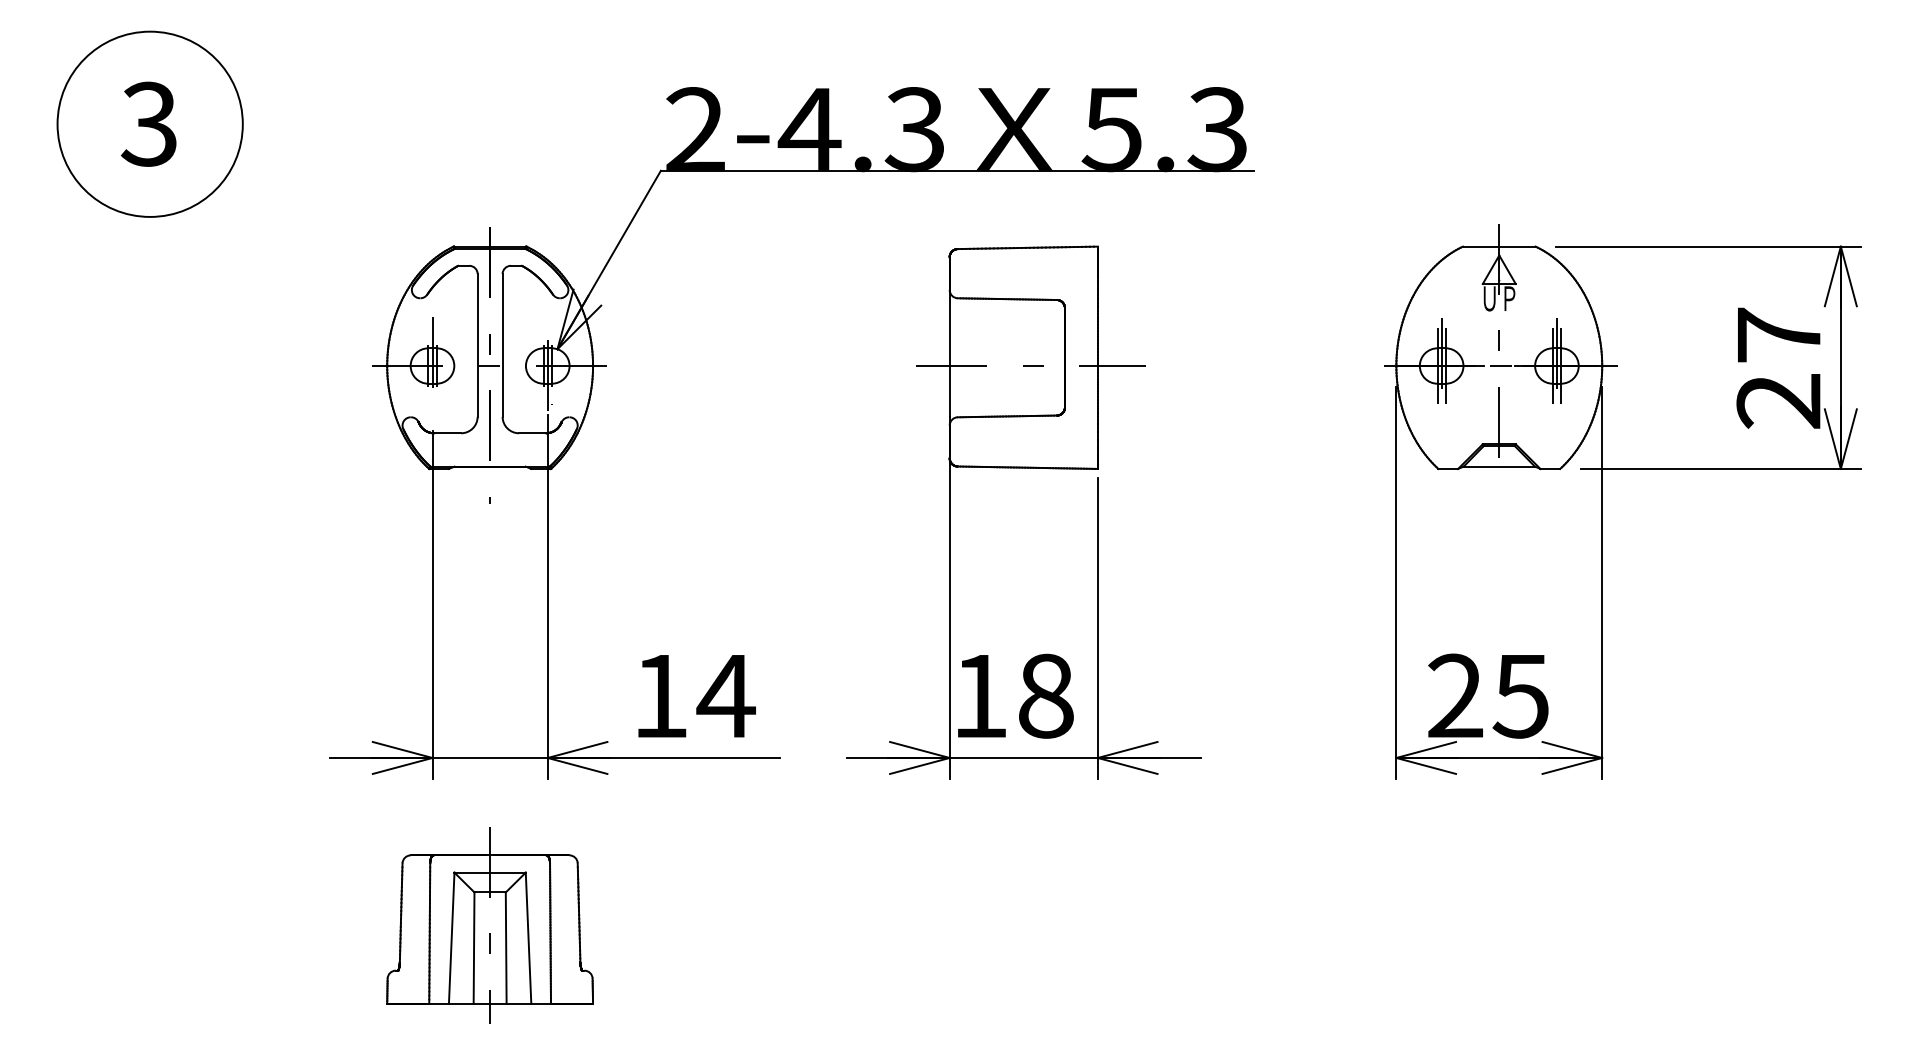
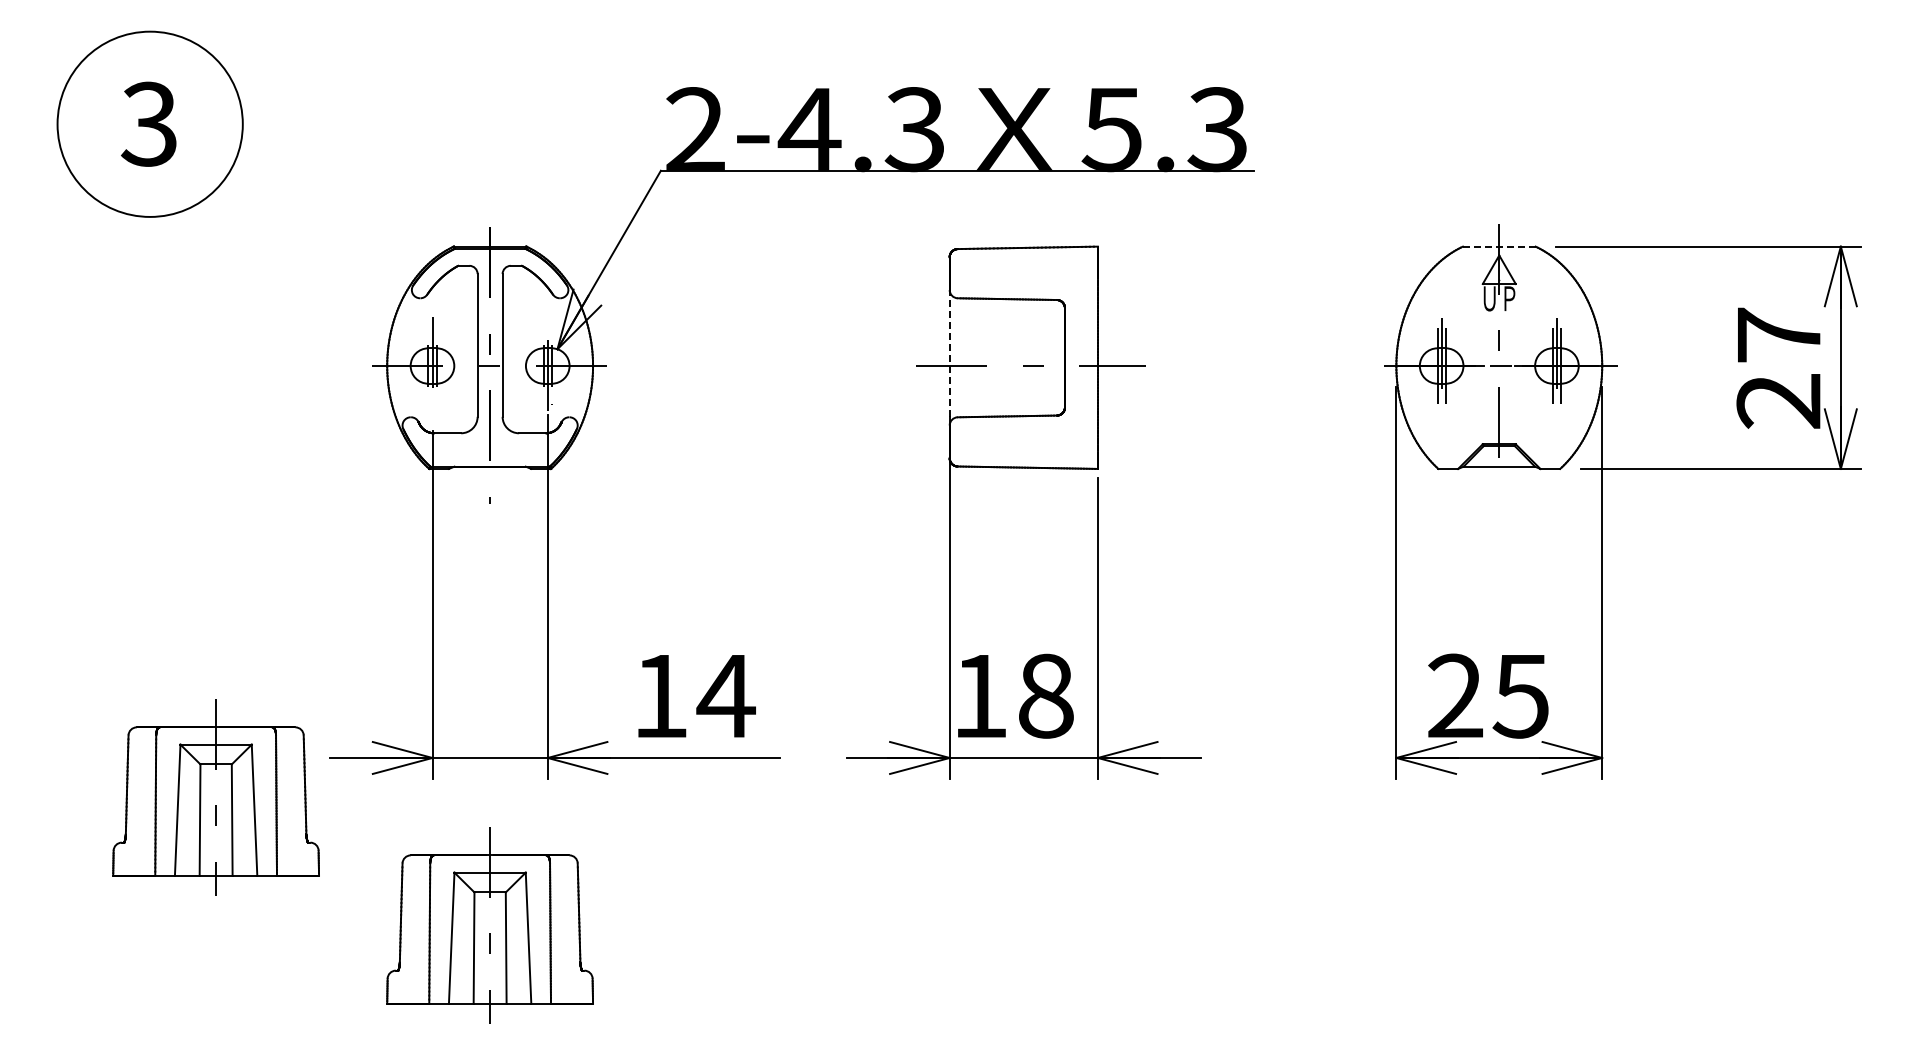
line: solid -> dashed (1499, 246)
line: solid -> dashed (949, 352)
part: none -> present (215, 797)
